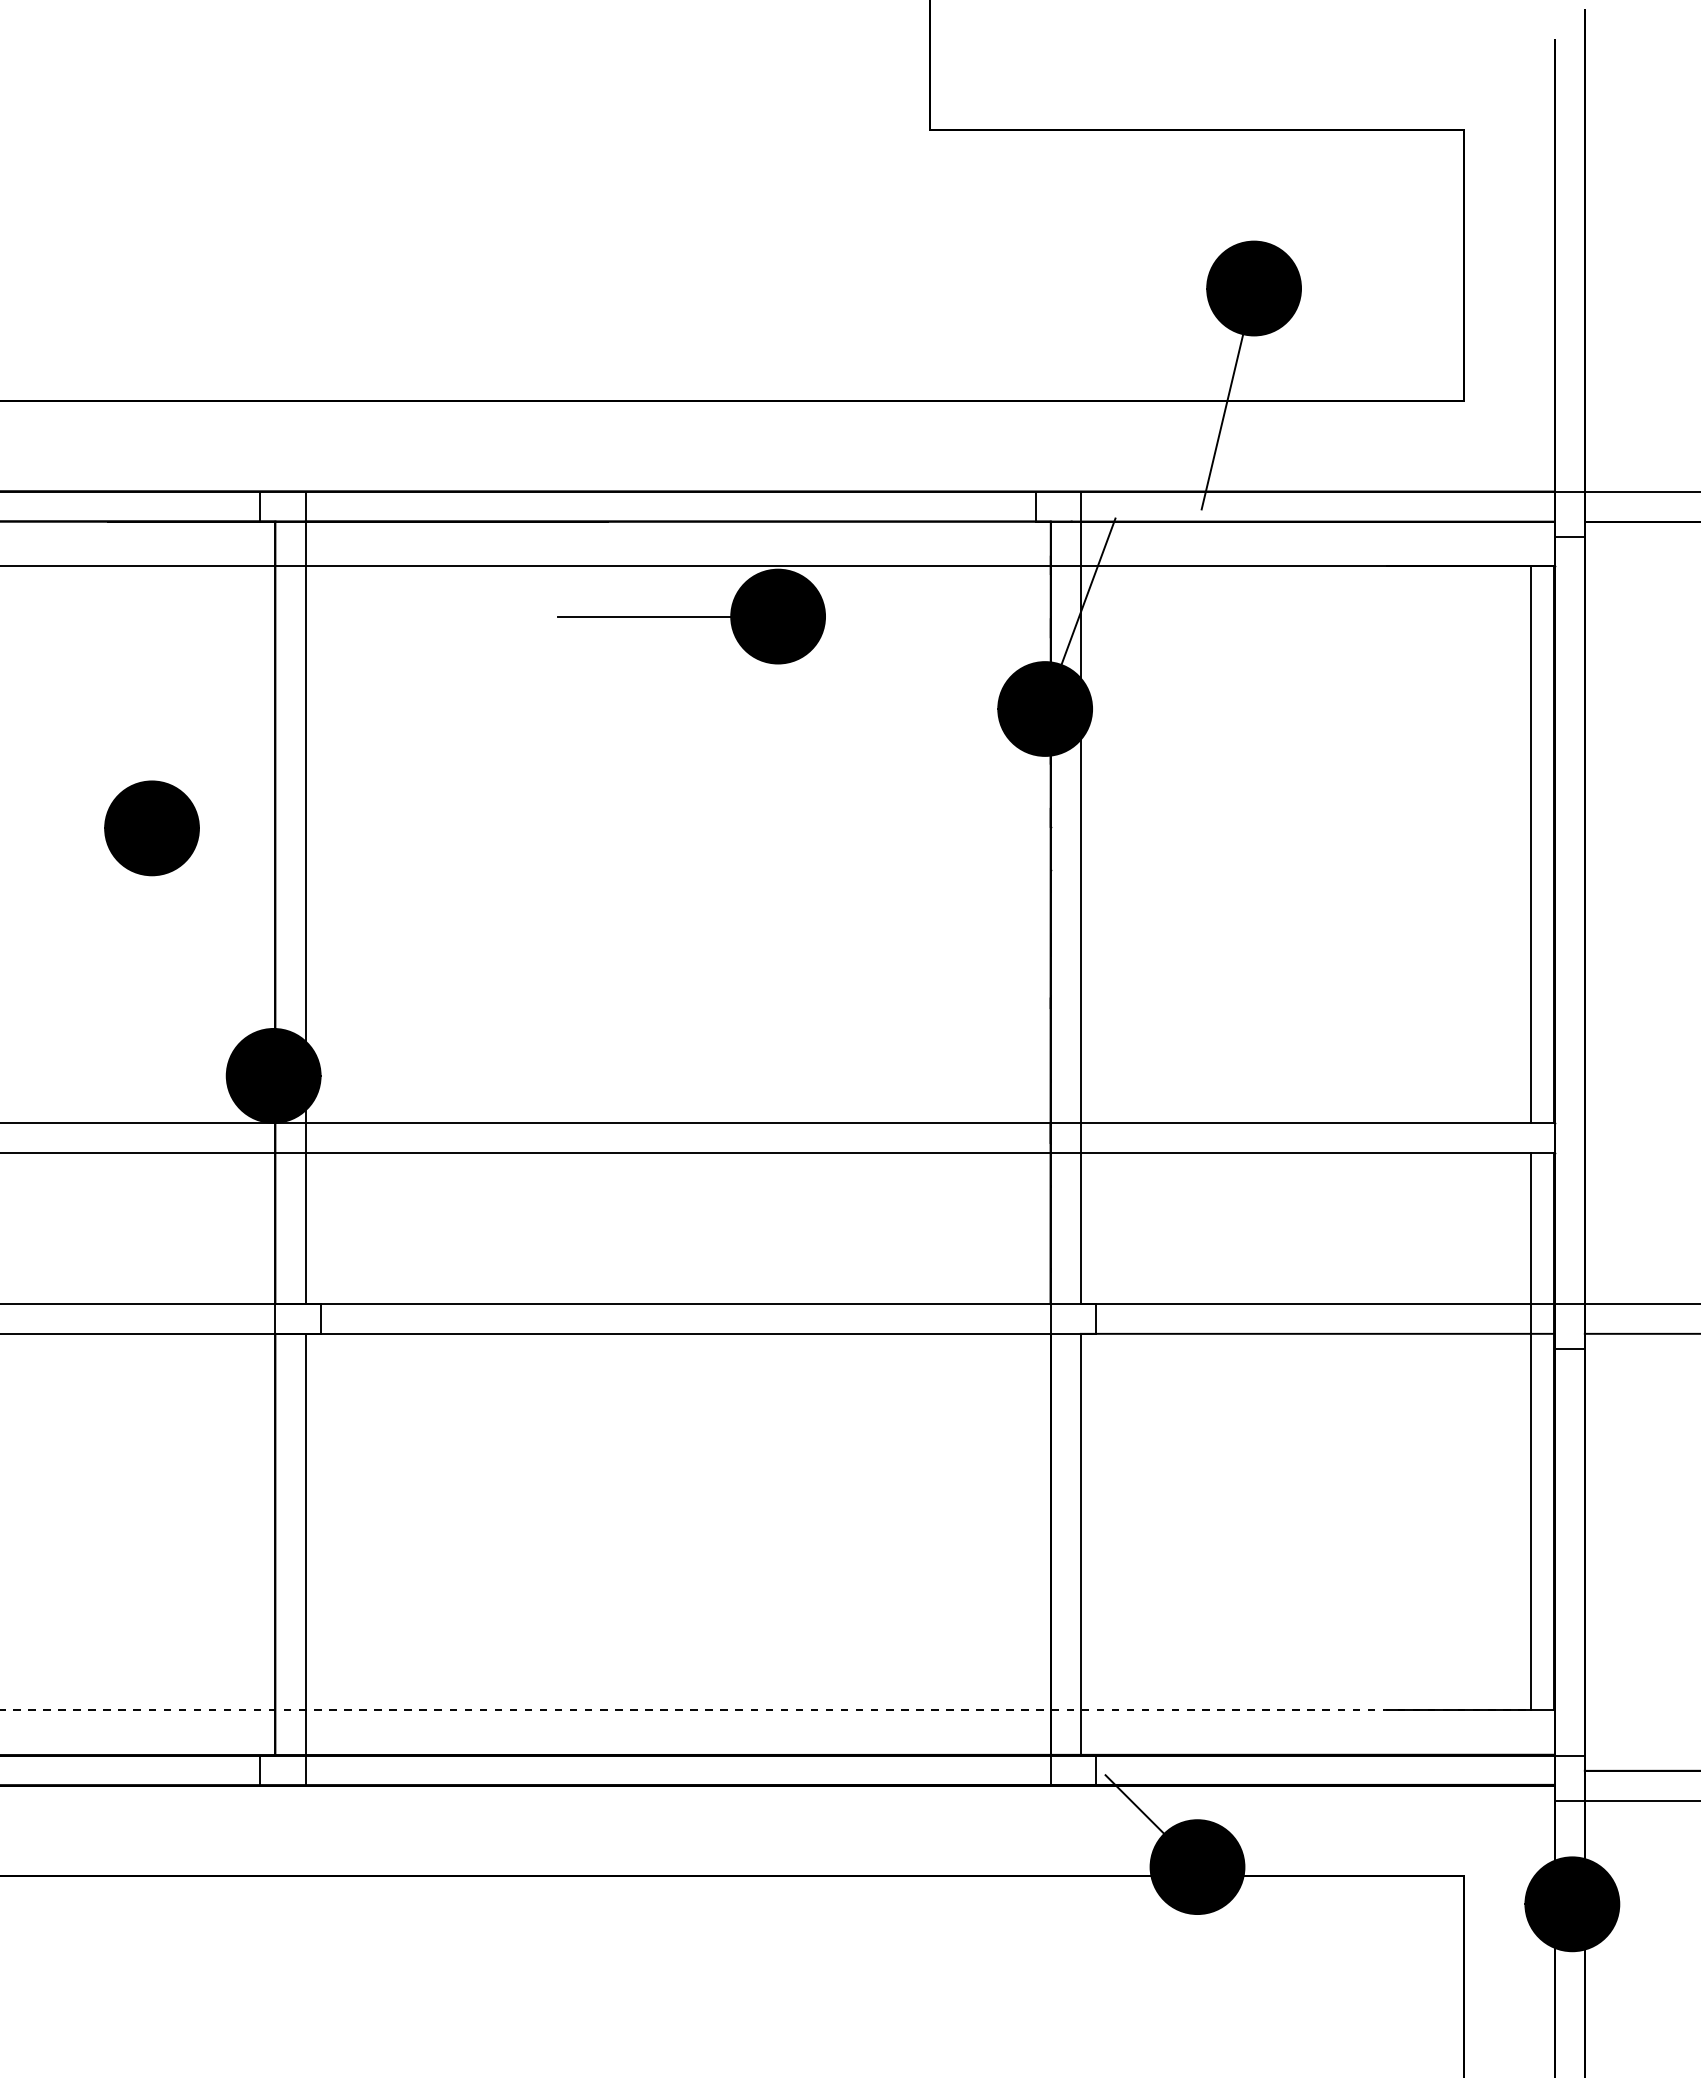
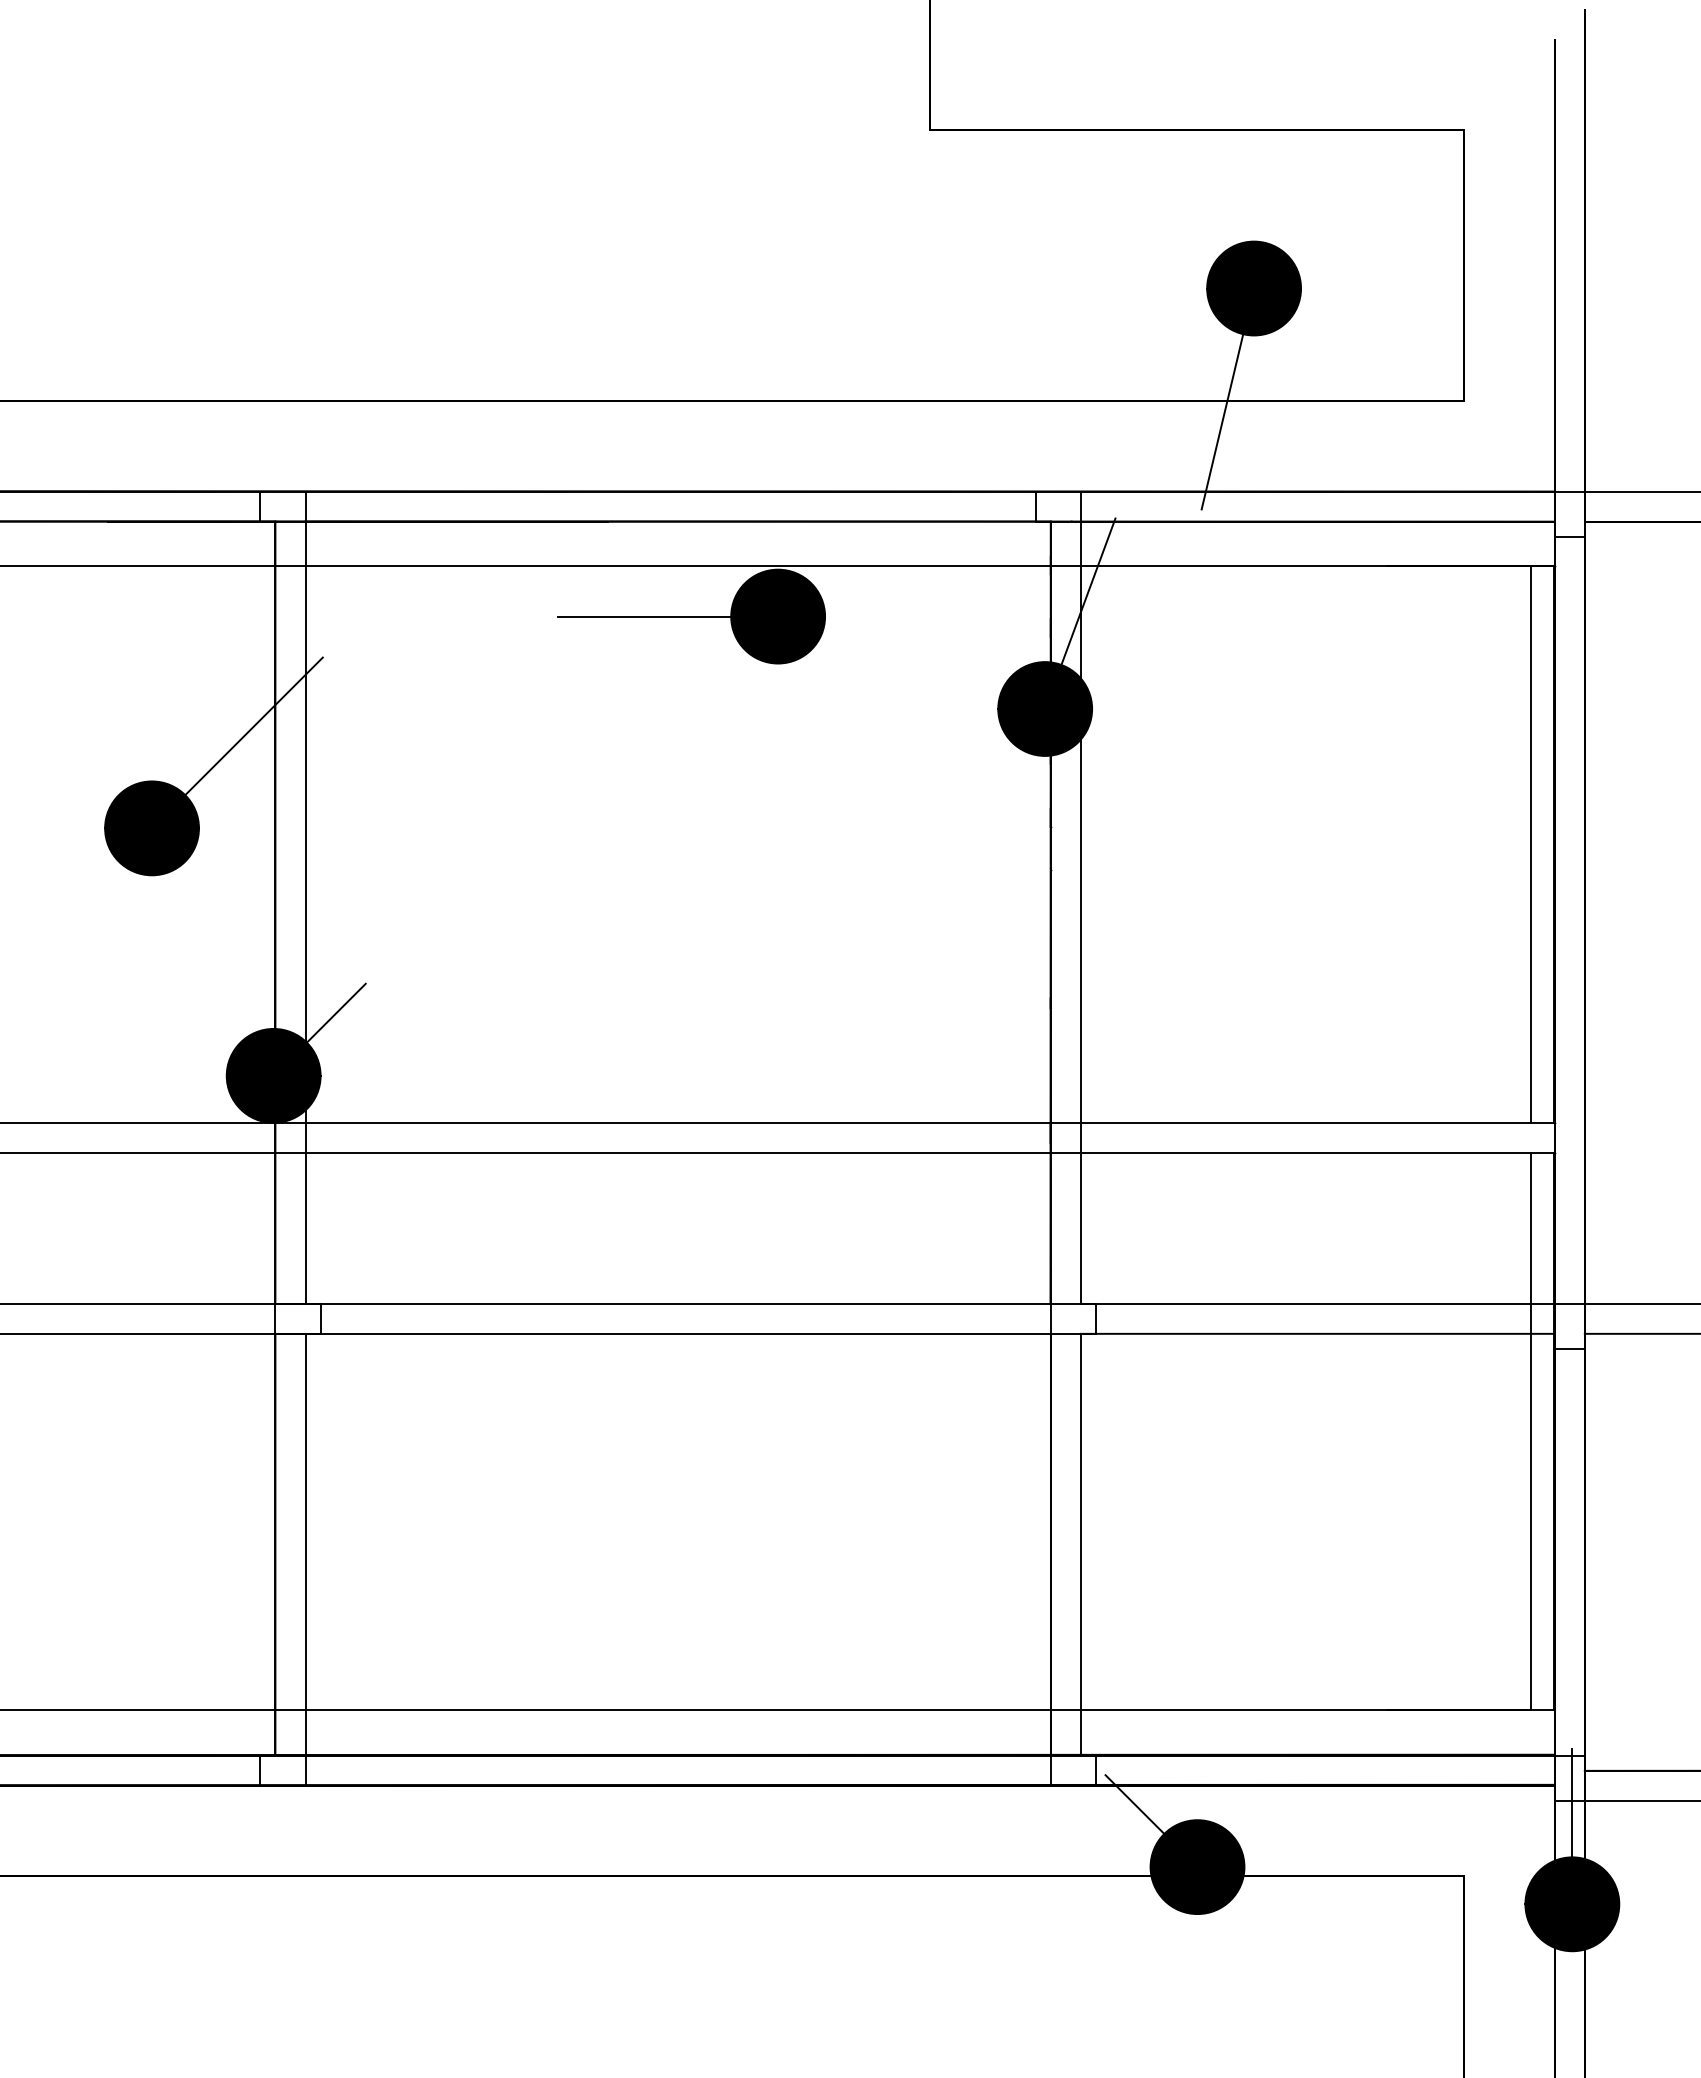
line: none -> present (253, 726)
line: none -> present (335, 1012)
line: dashed -> solid (766, 1710)
line: none -> present (1572, 1803)
